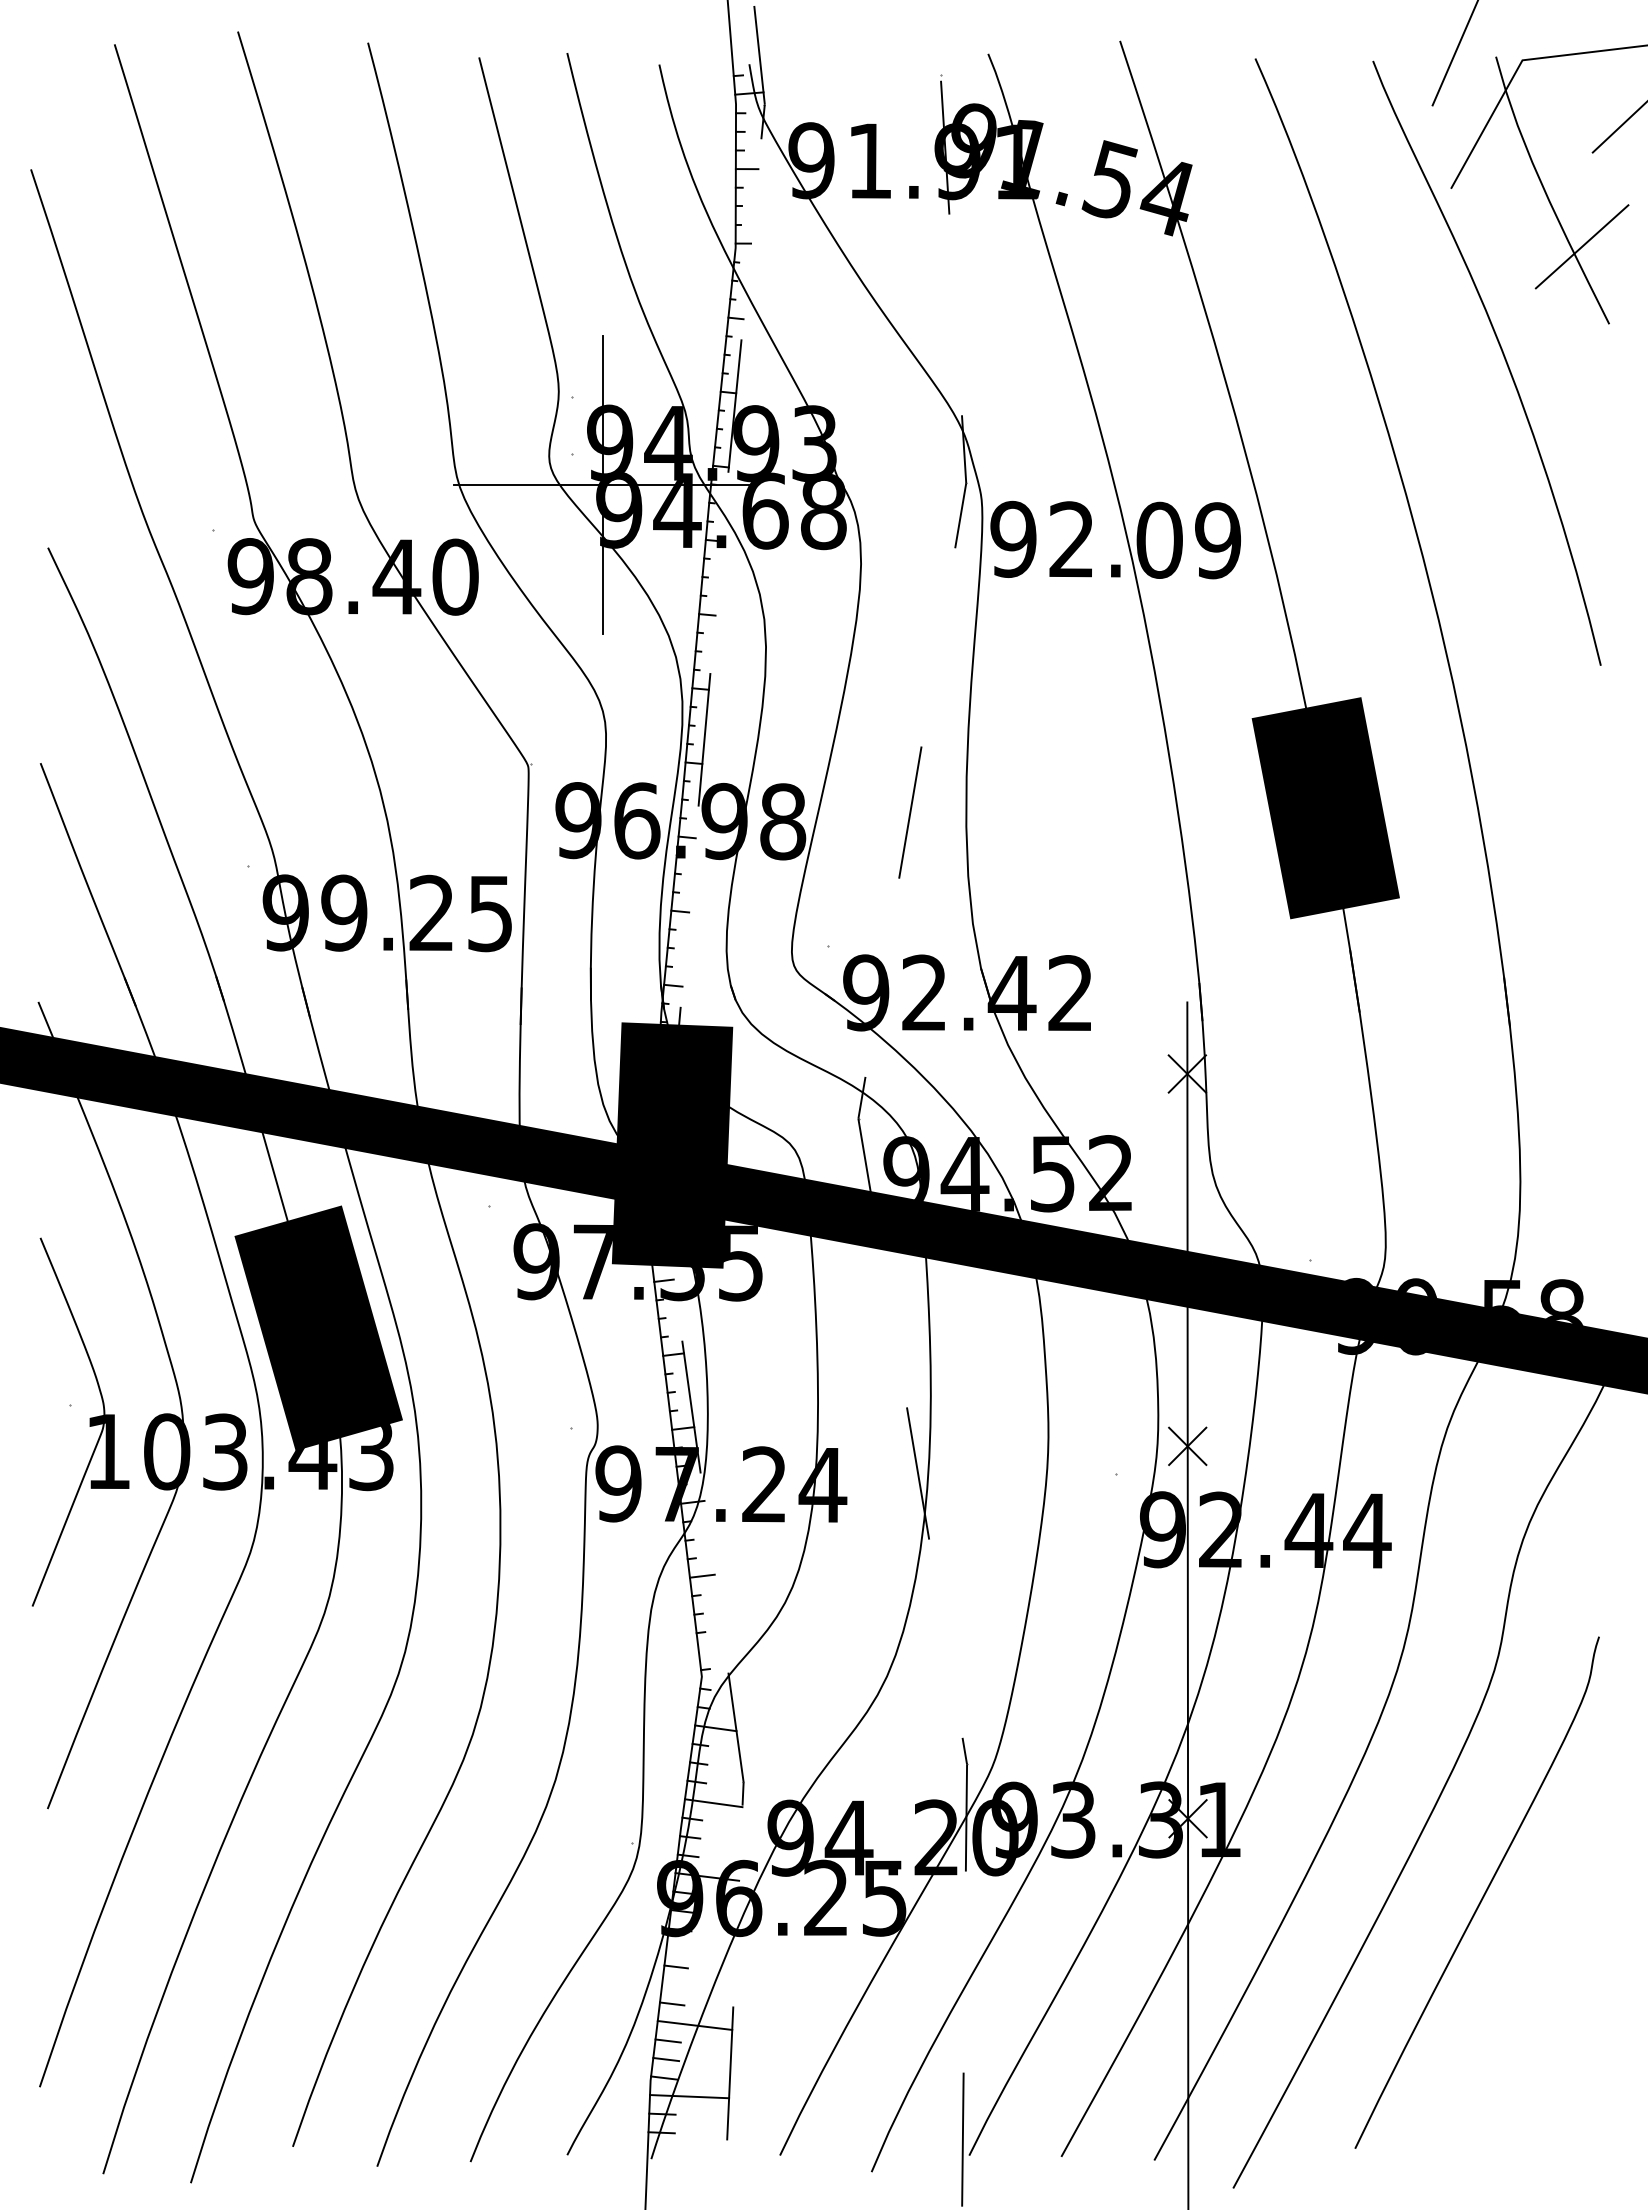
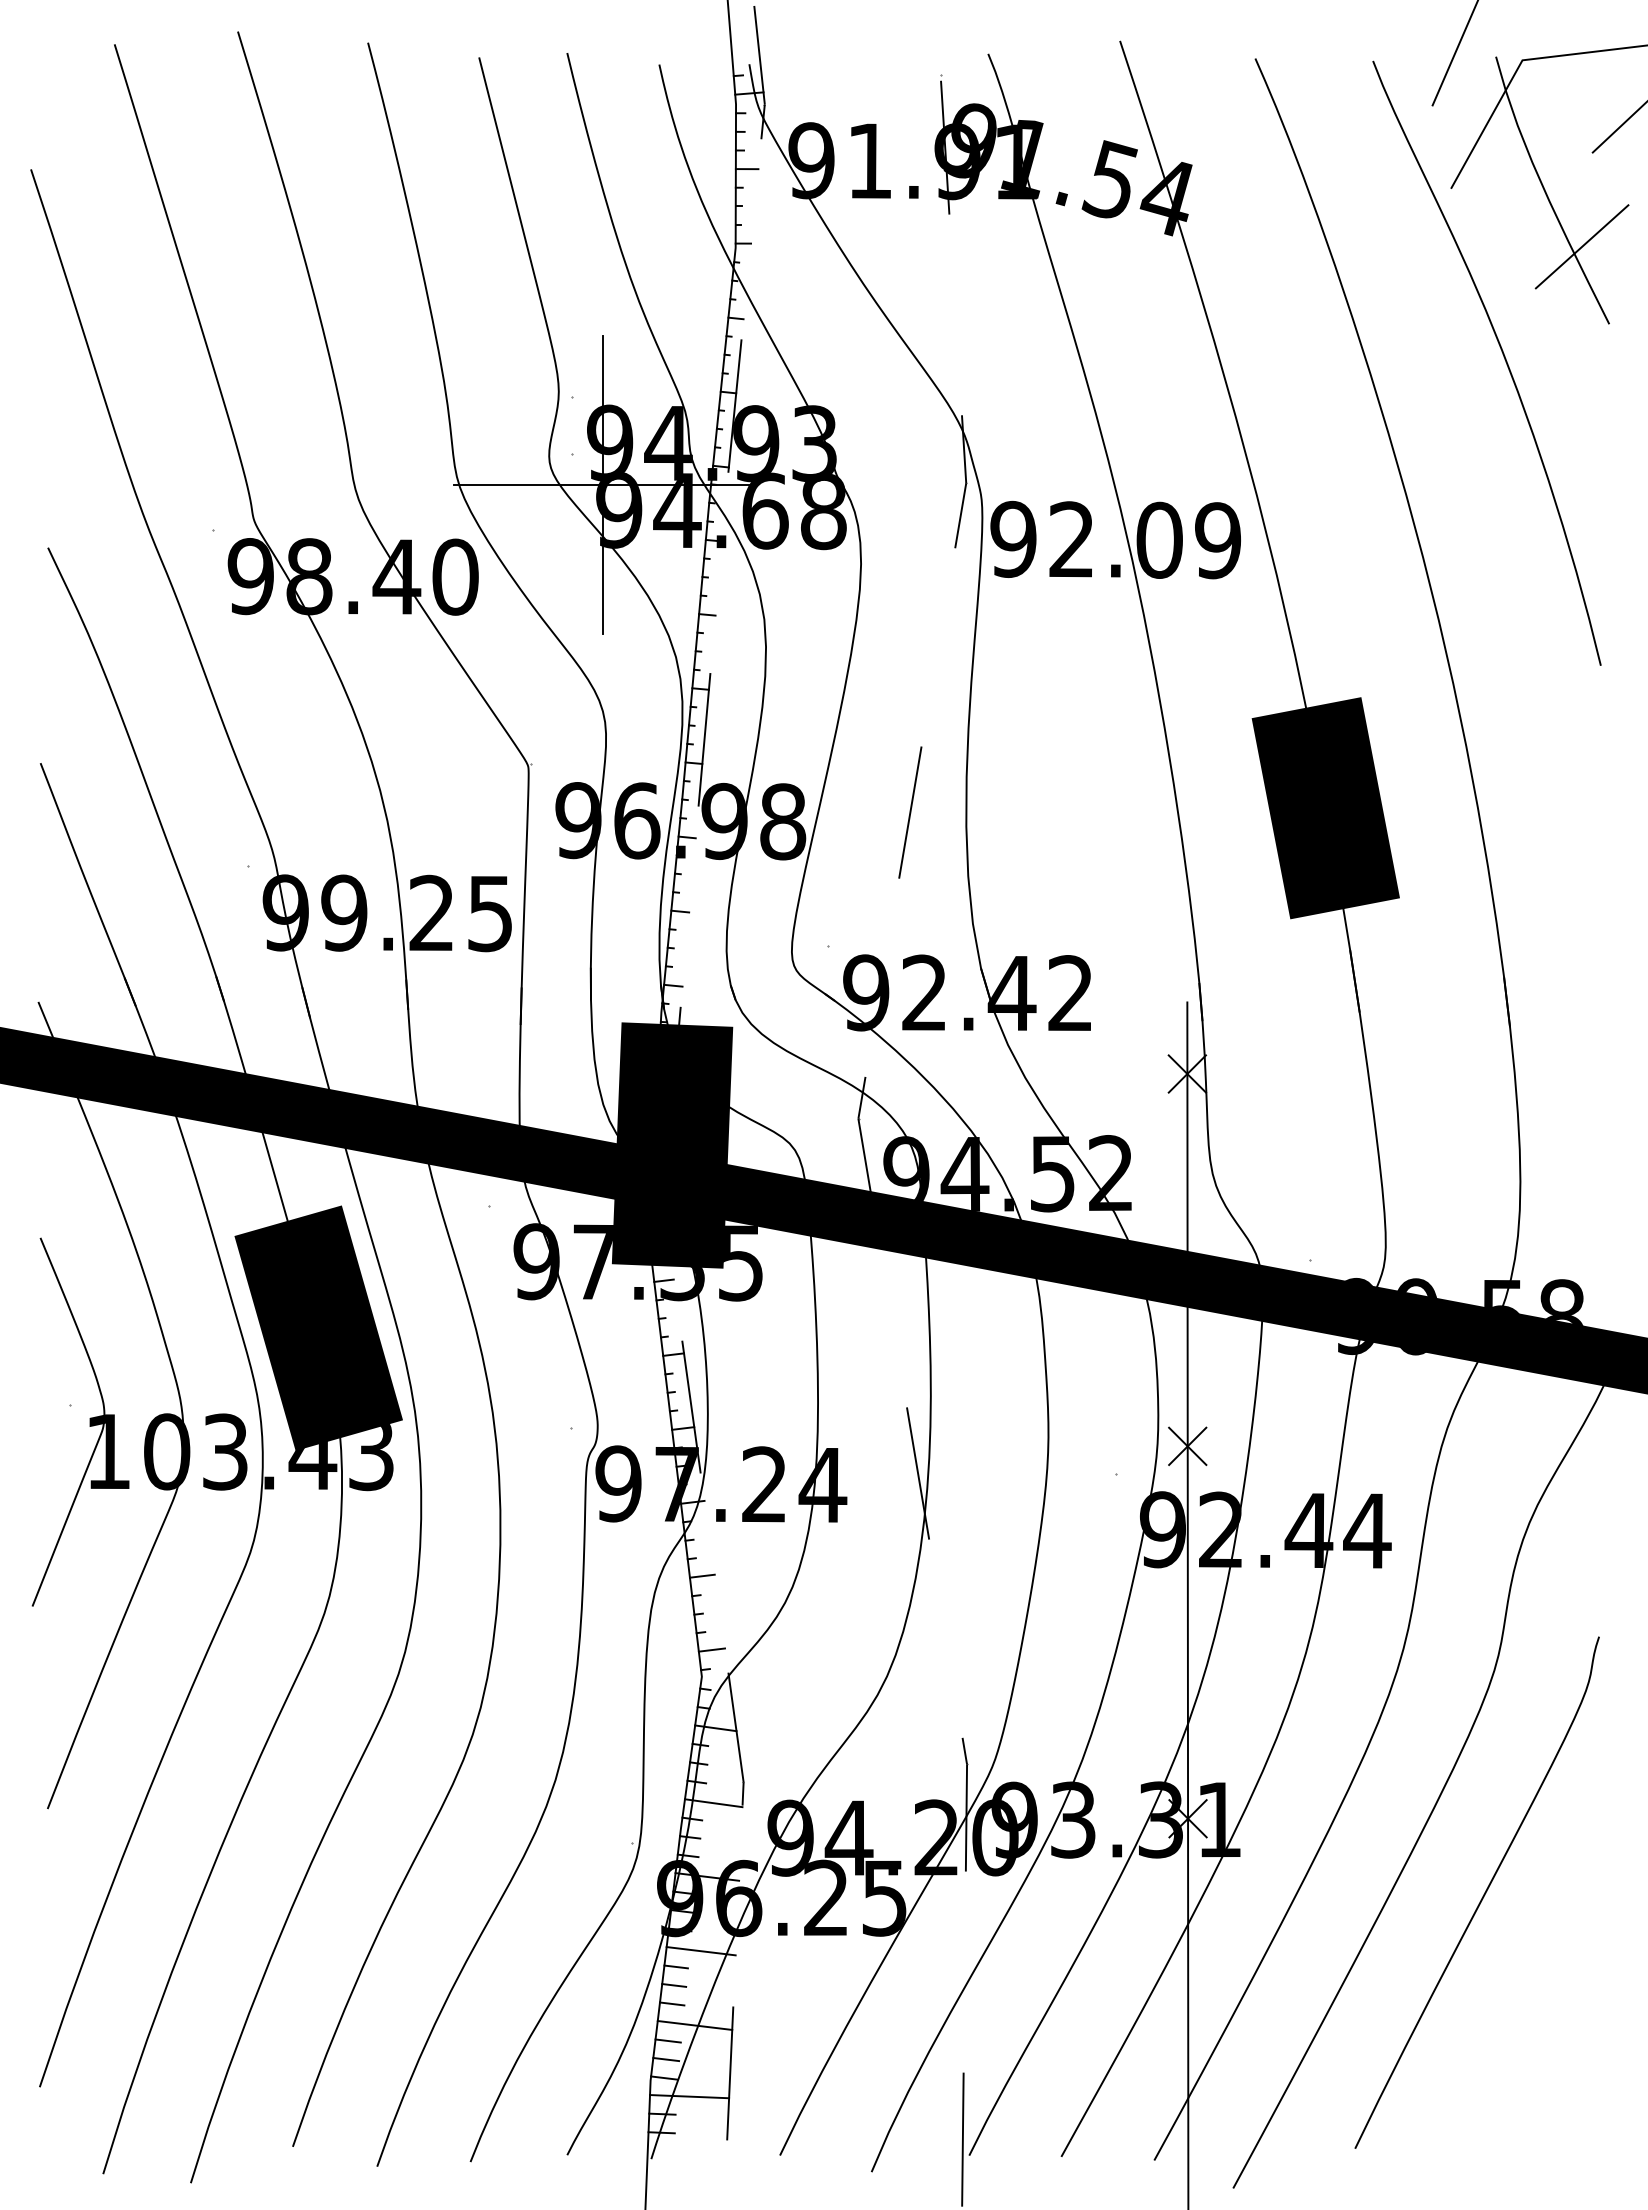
line: none -> present (711, 1649)
line: none -> present (700, 1951)
line: none -> present (674, 1985)
